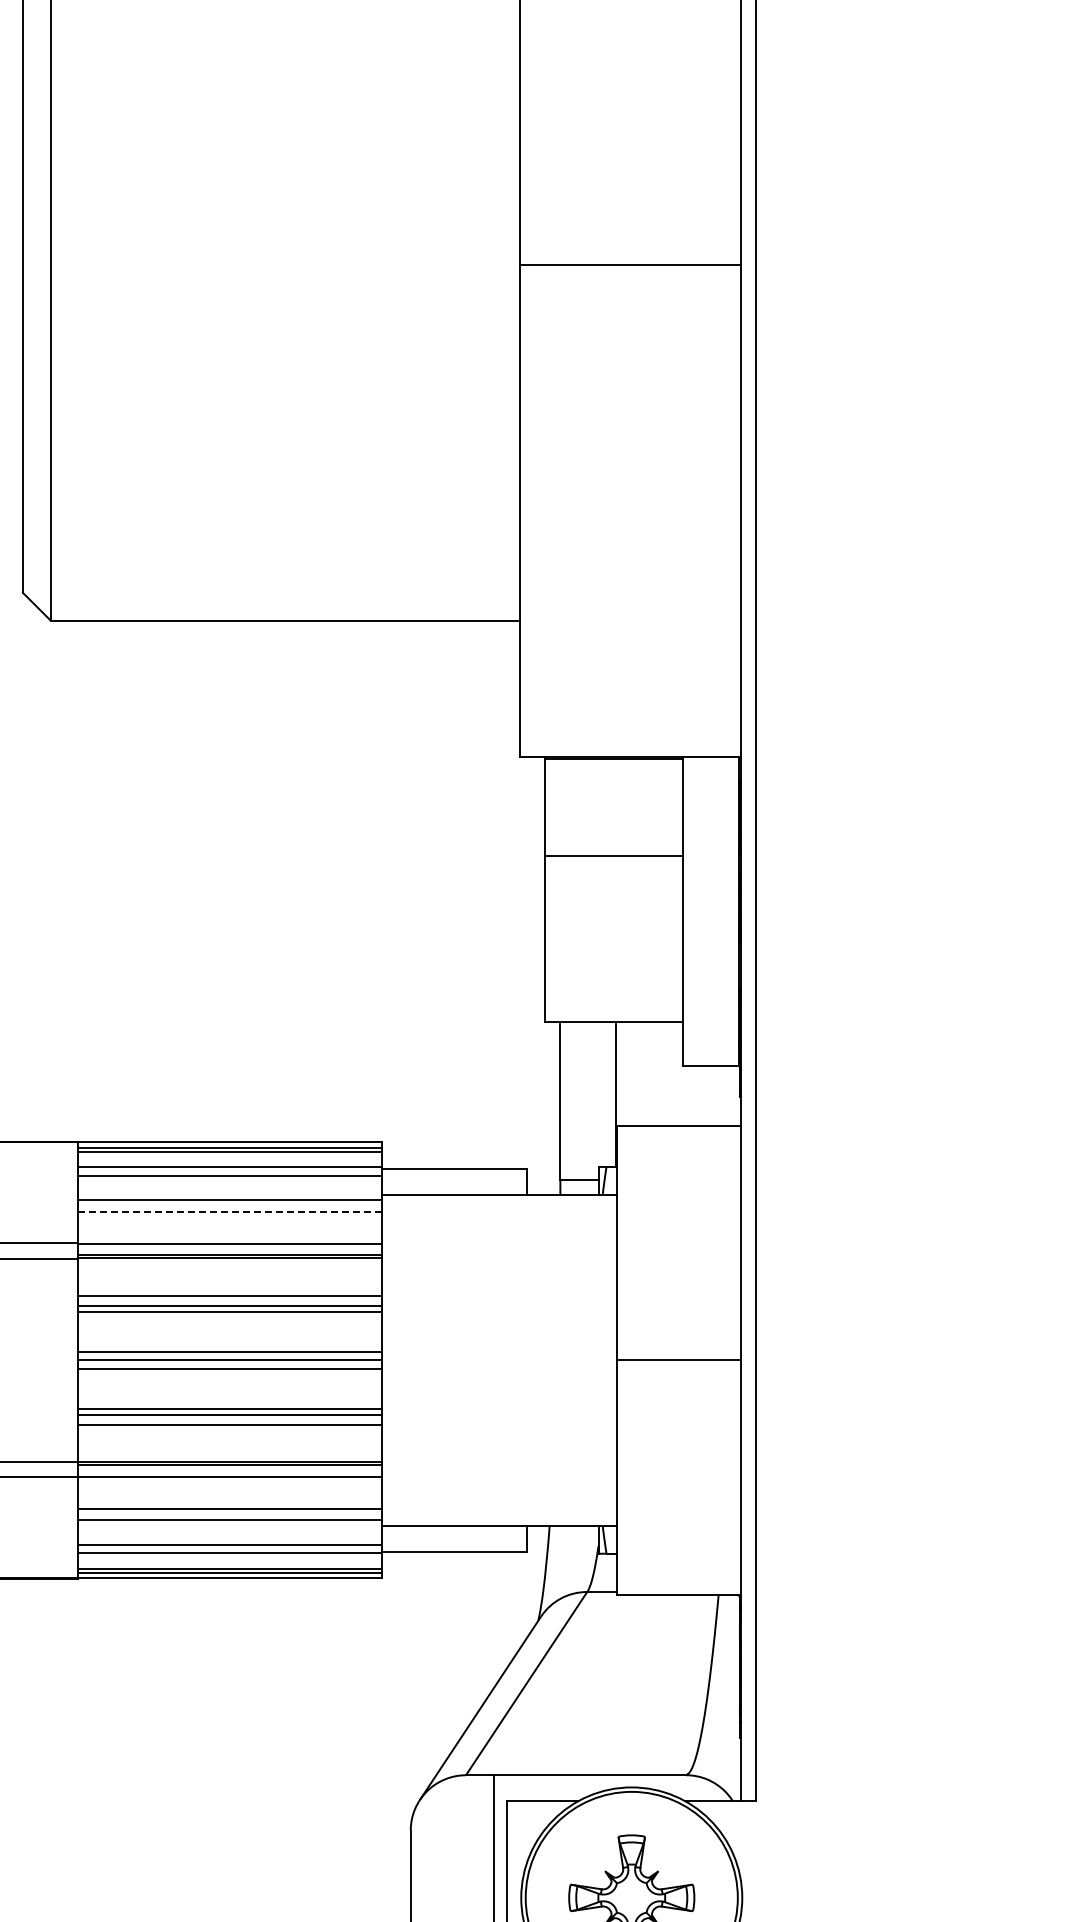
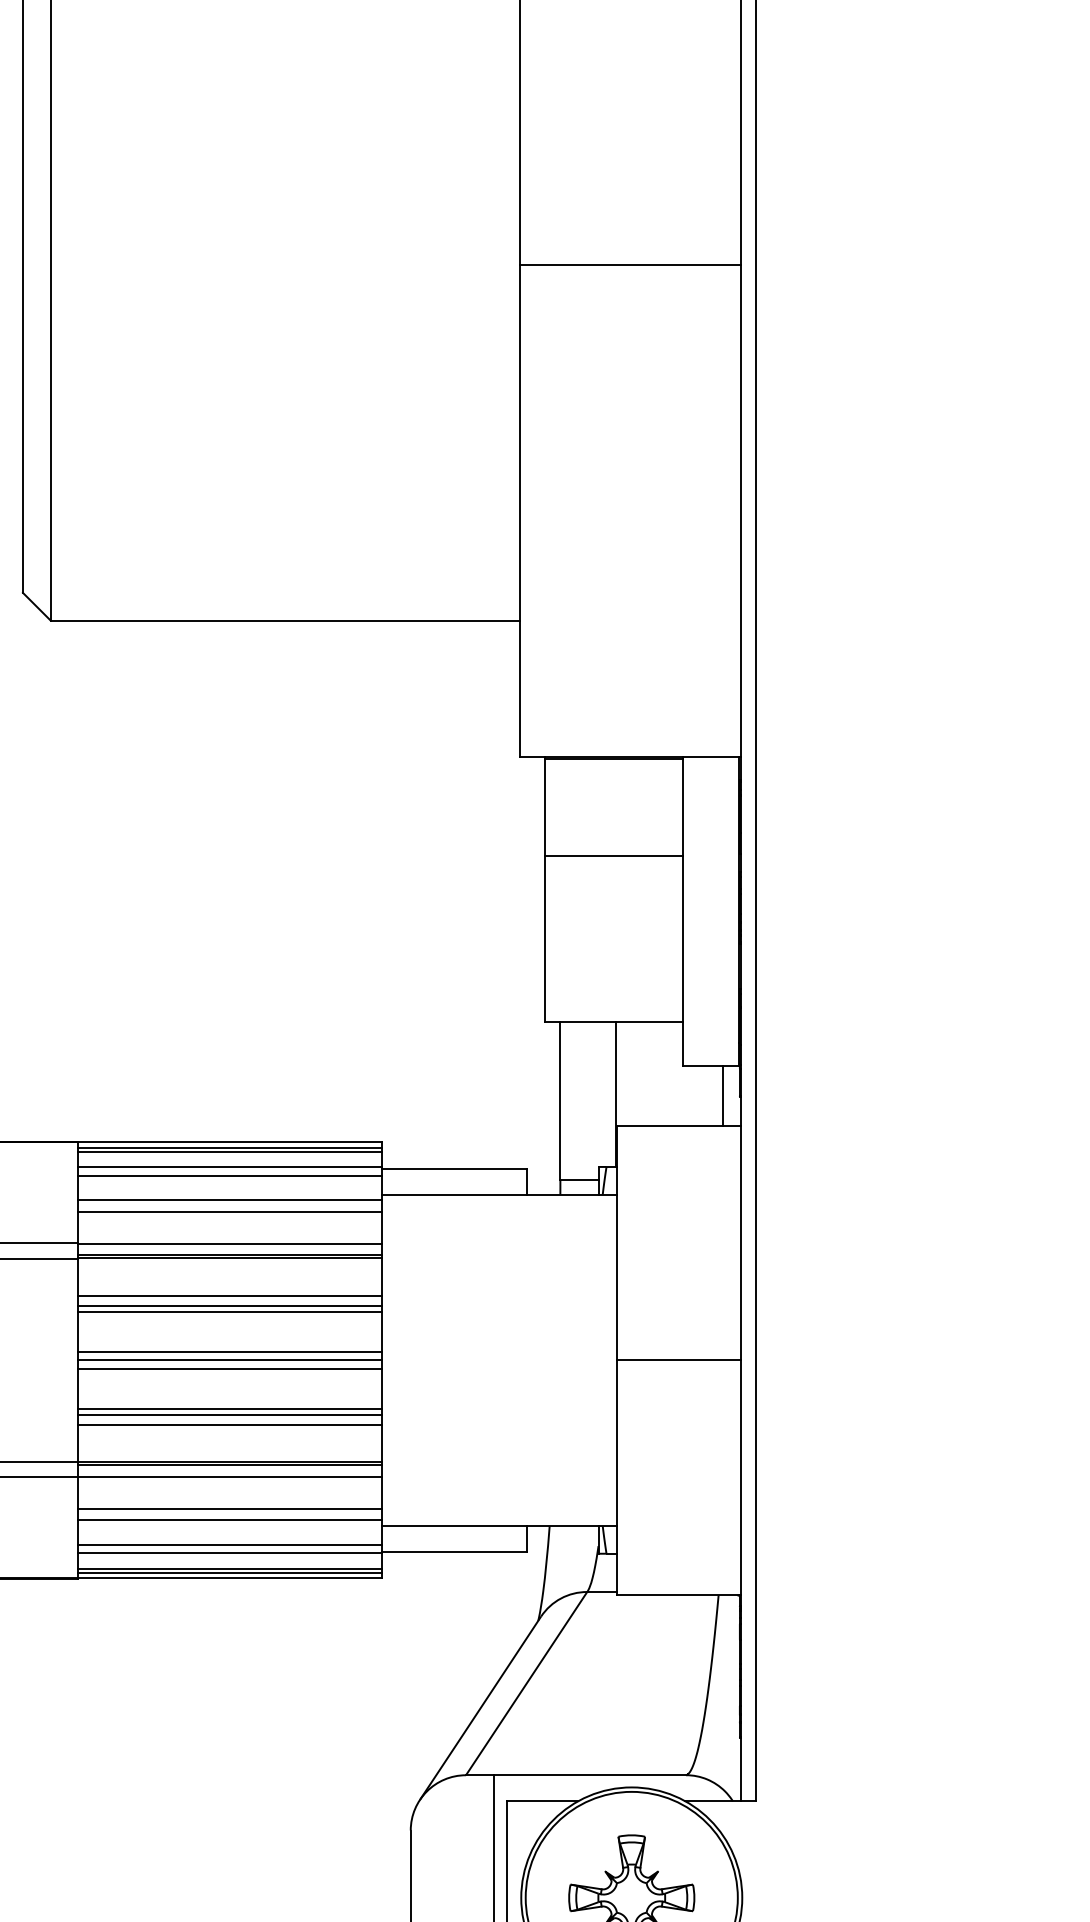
line: none -> present (722, 1095)
line: dashed -> solid (230, 1212)
